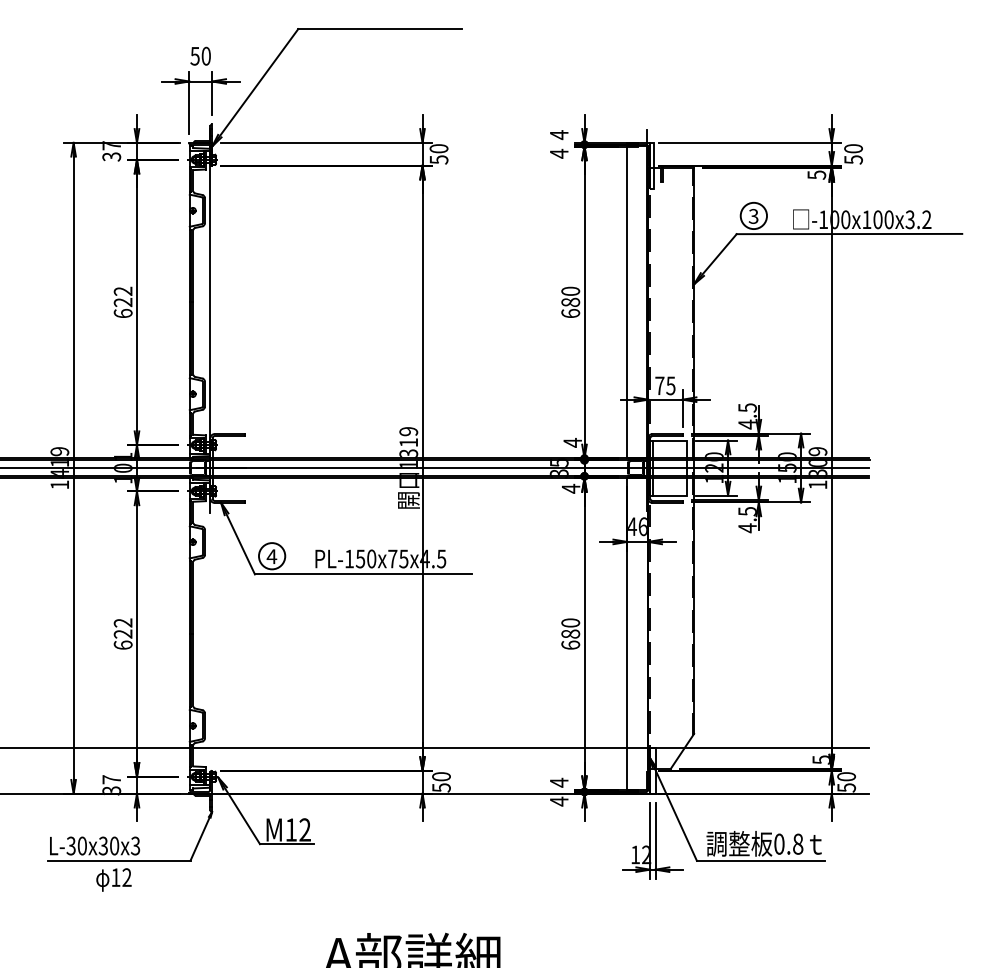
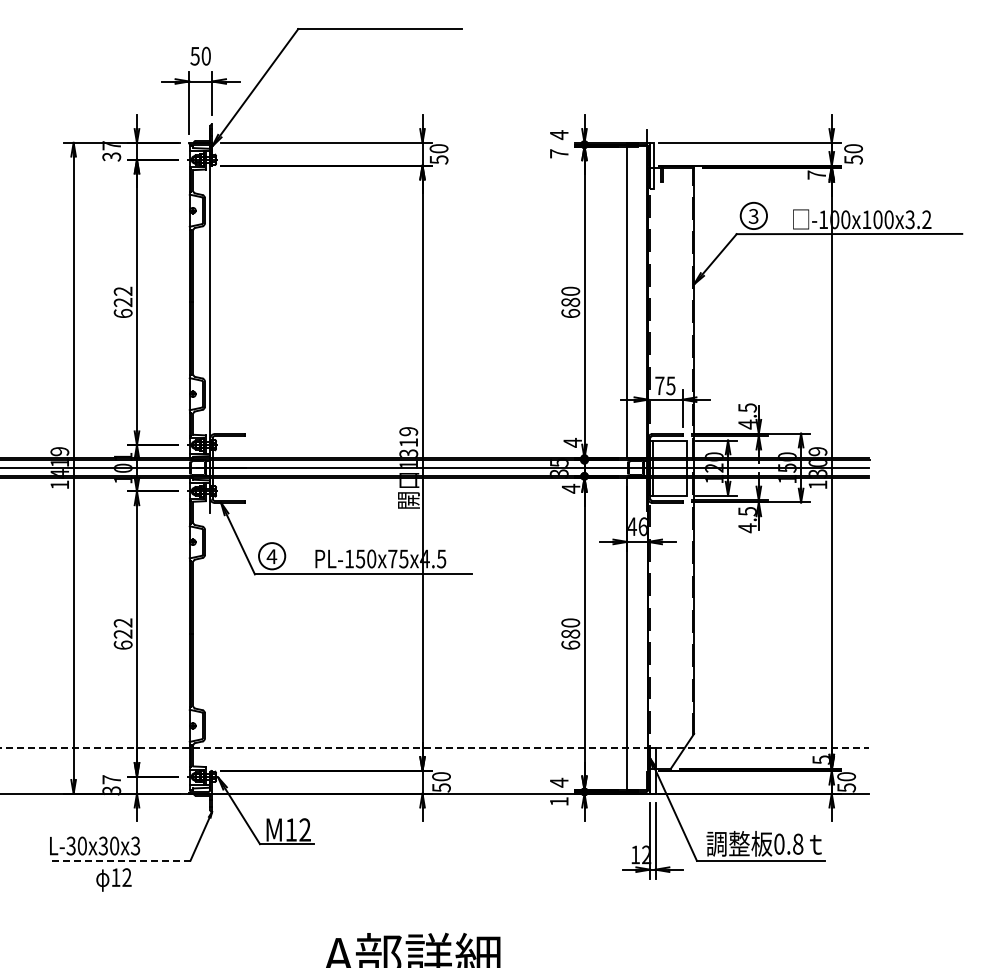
text: 4 -> 7 (559, 153)
text: 5 -> 7 (816, 174)
line: solid -> dashed (434, 747)
text: 4 -> 1 (559, 801)
line: solid -> dashed (118, 860)
